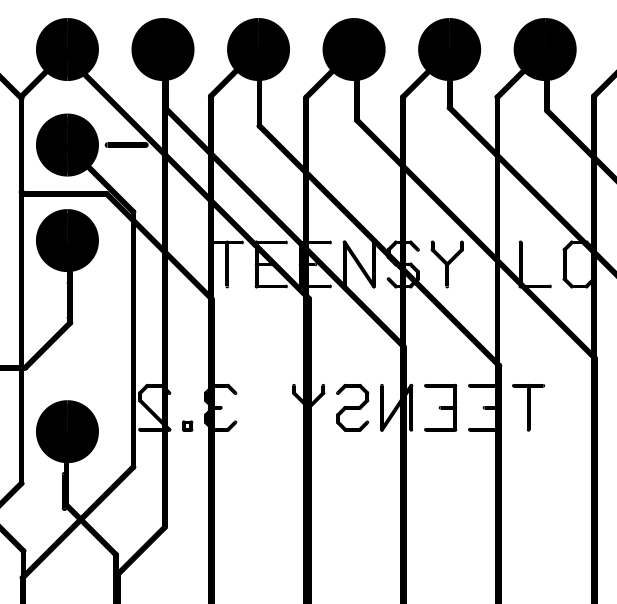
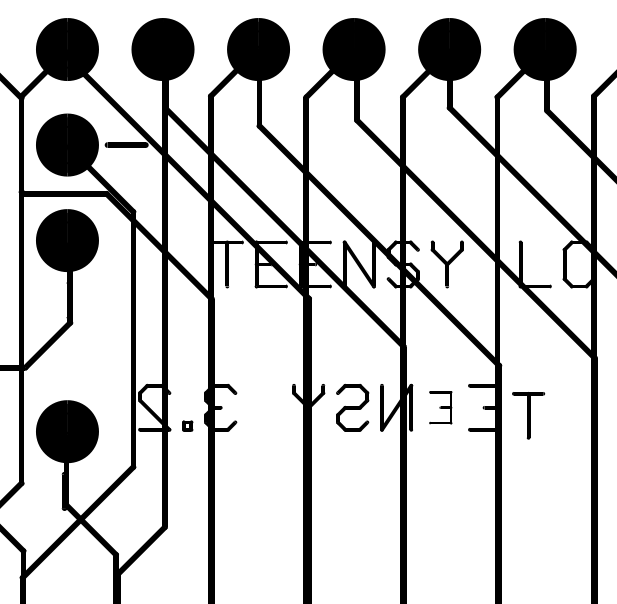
part size: 34x49 px -> 24x34 px (440, 407)
part position: (528, 407) -> (528, 415) (528, 415)
